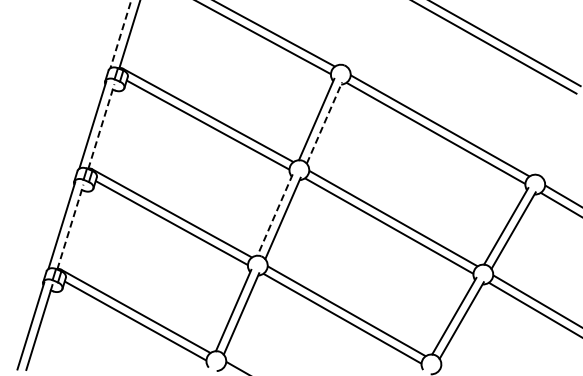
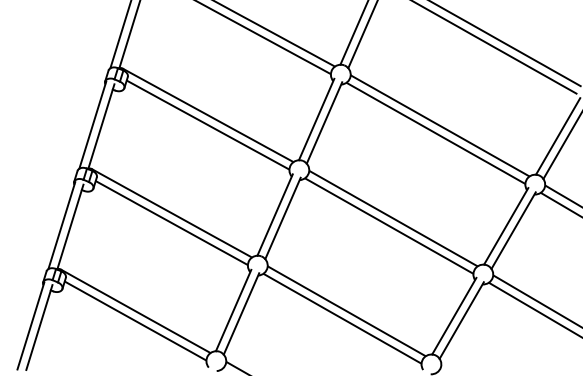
line: none -> present (353, 33)
line: dashed -> solid (120, 34)
line: none -> present (362, 35)
line: dashed -> solid (324, 122)
line: dashed -> solid (101, 126)
line: none -> present (557, 136)
line: none -> present (561, 147)
line: dashed -> solid (274, 215)
line: dashed -> solid (70, 226)
